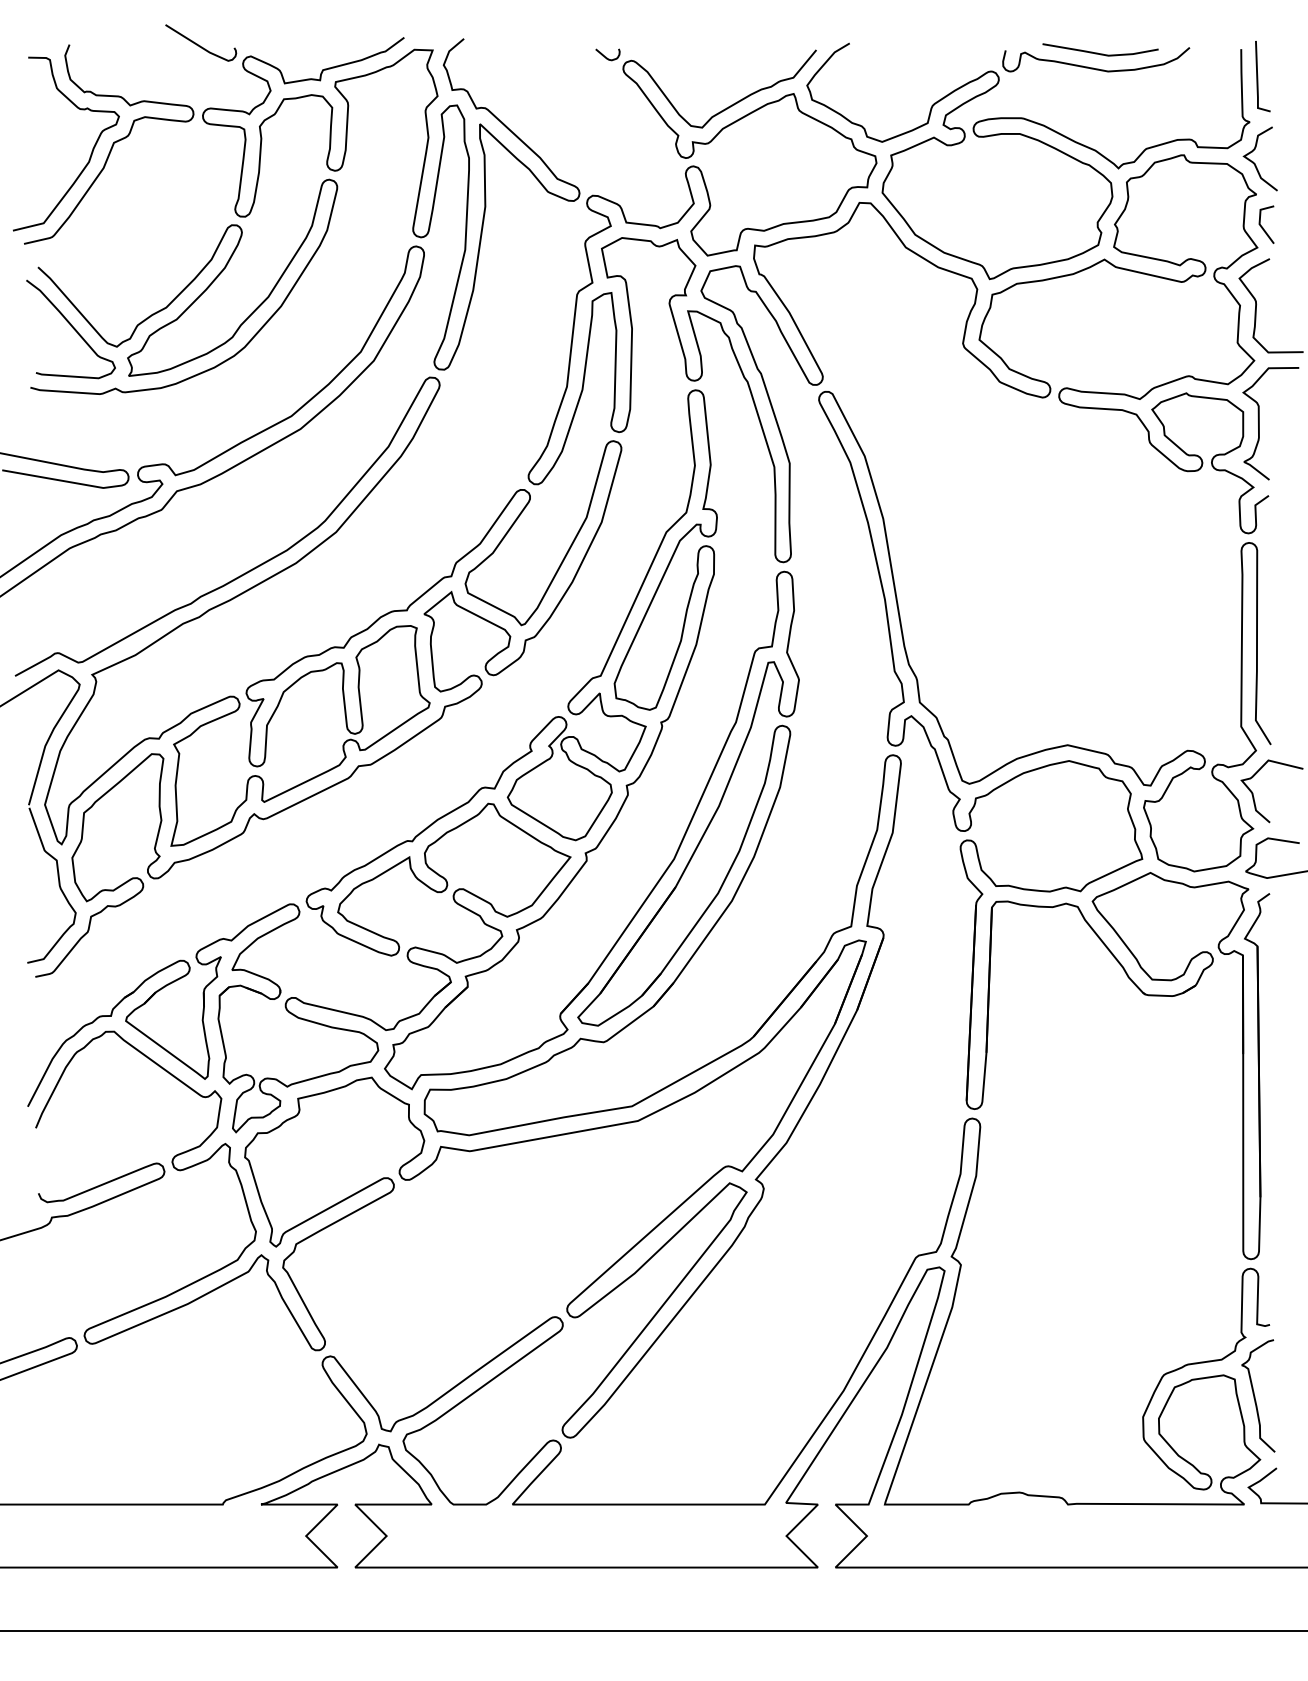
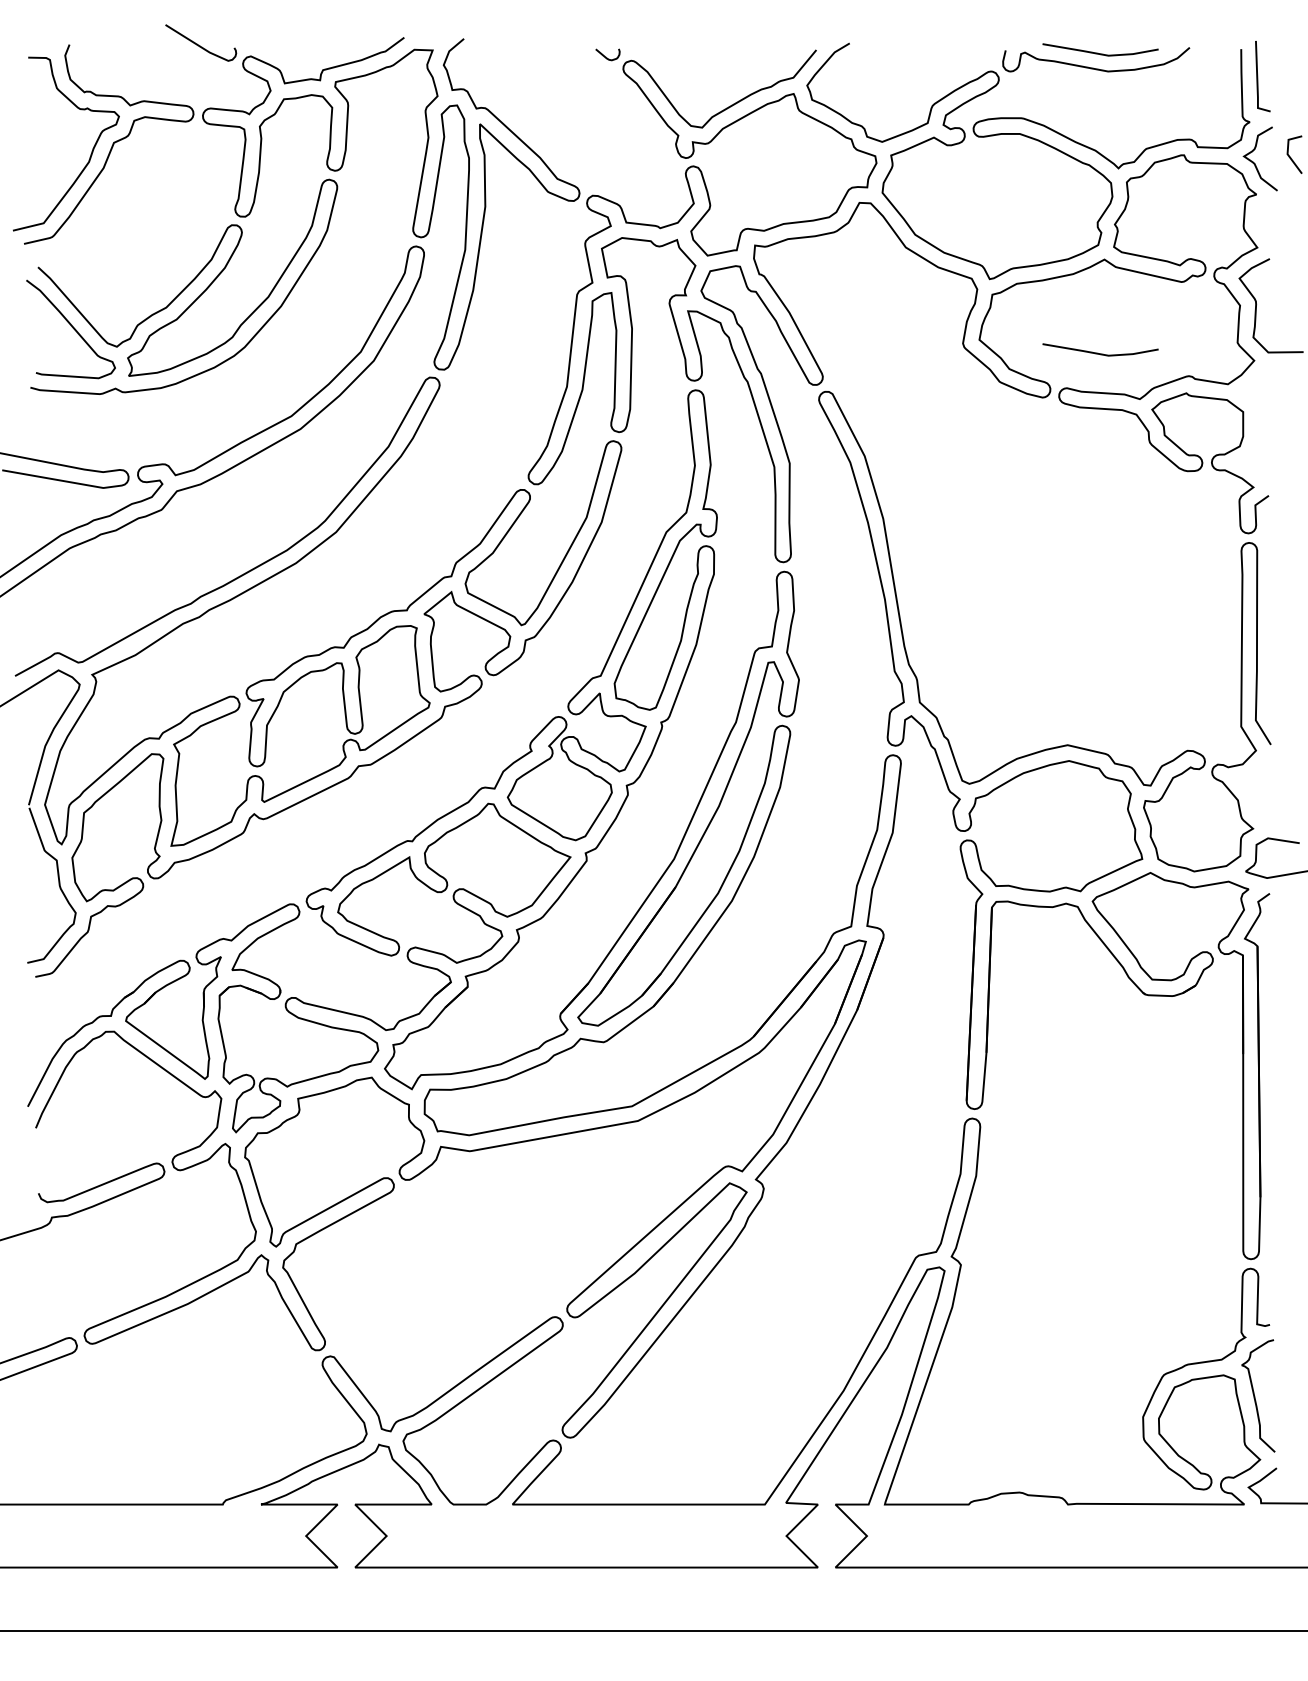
line position: (1263, 227) -> (1291, 157) (1291, 157)
line: none -> present (1100, 353)
curve: present -> none (1259, 423)
curve: present -> none (1254, 797)
